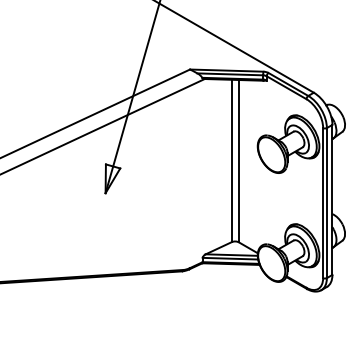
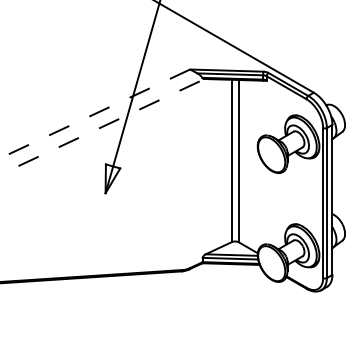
line: solid -> dashed (95, 113)
line: solid -> dashed (102, 126)
